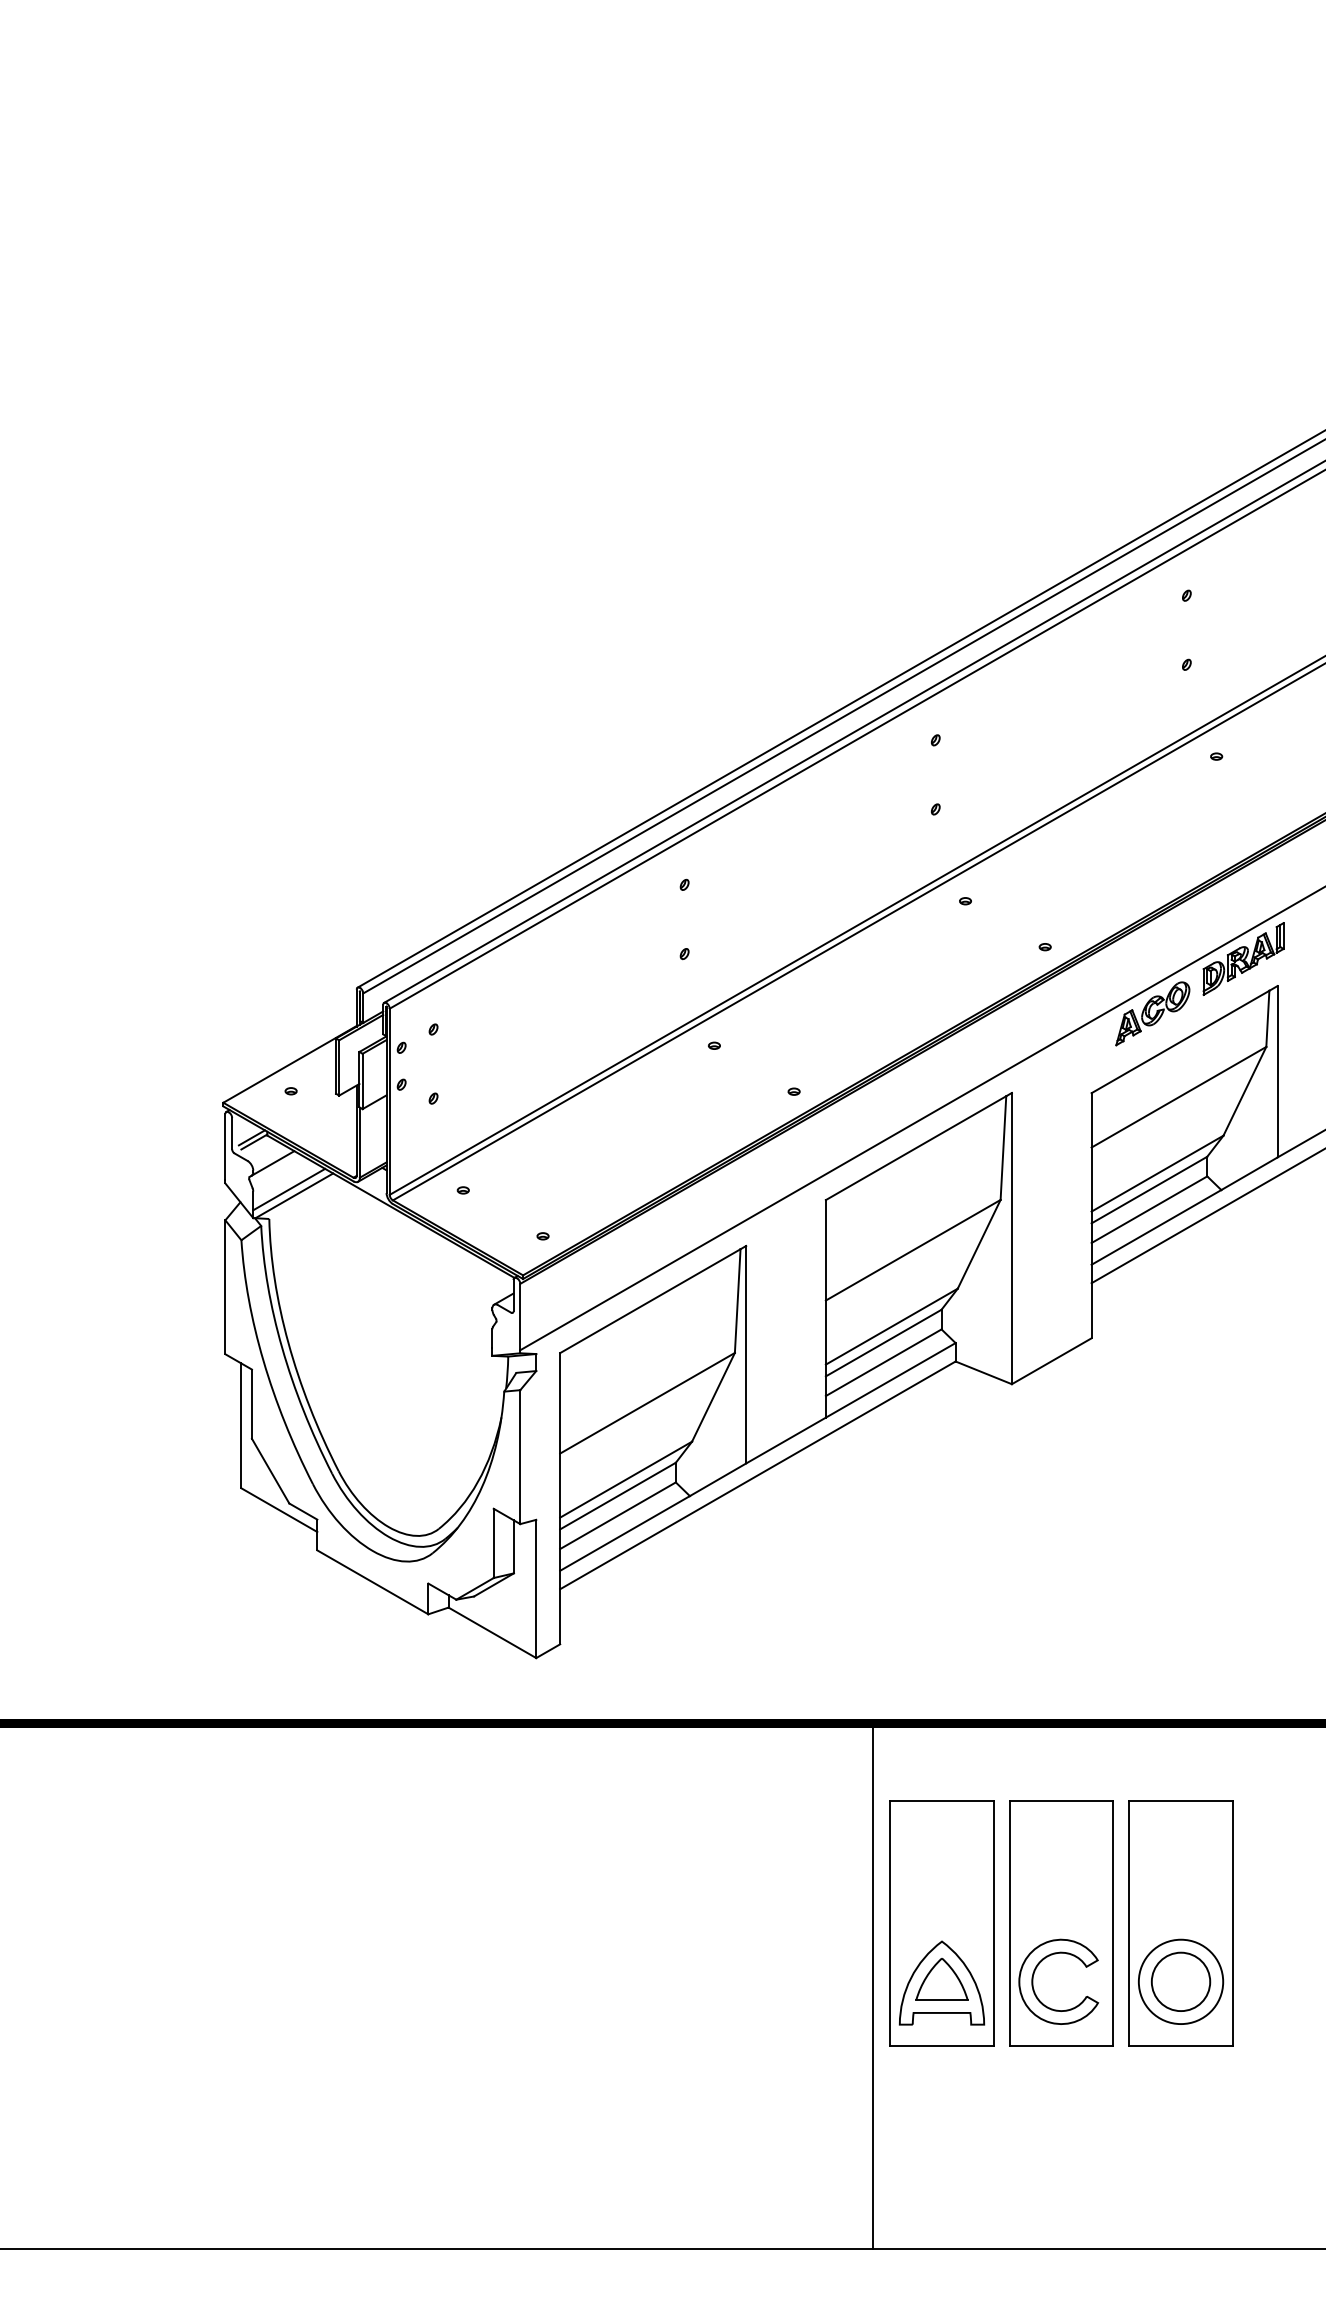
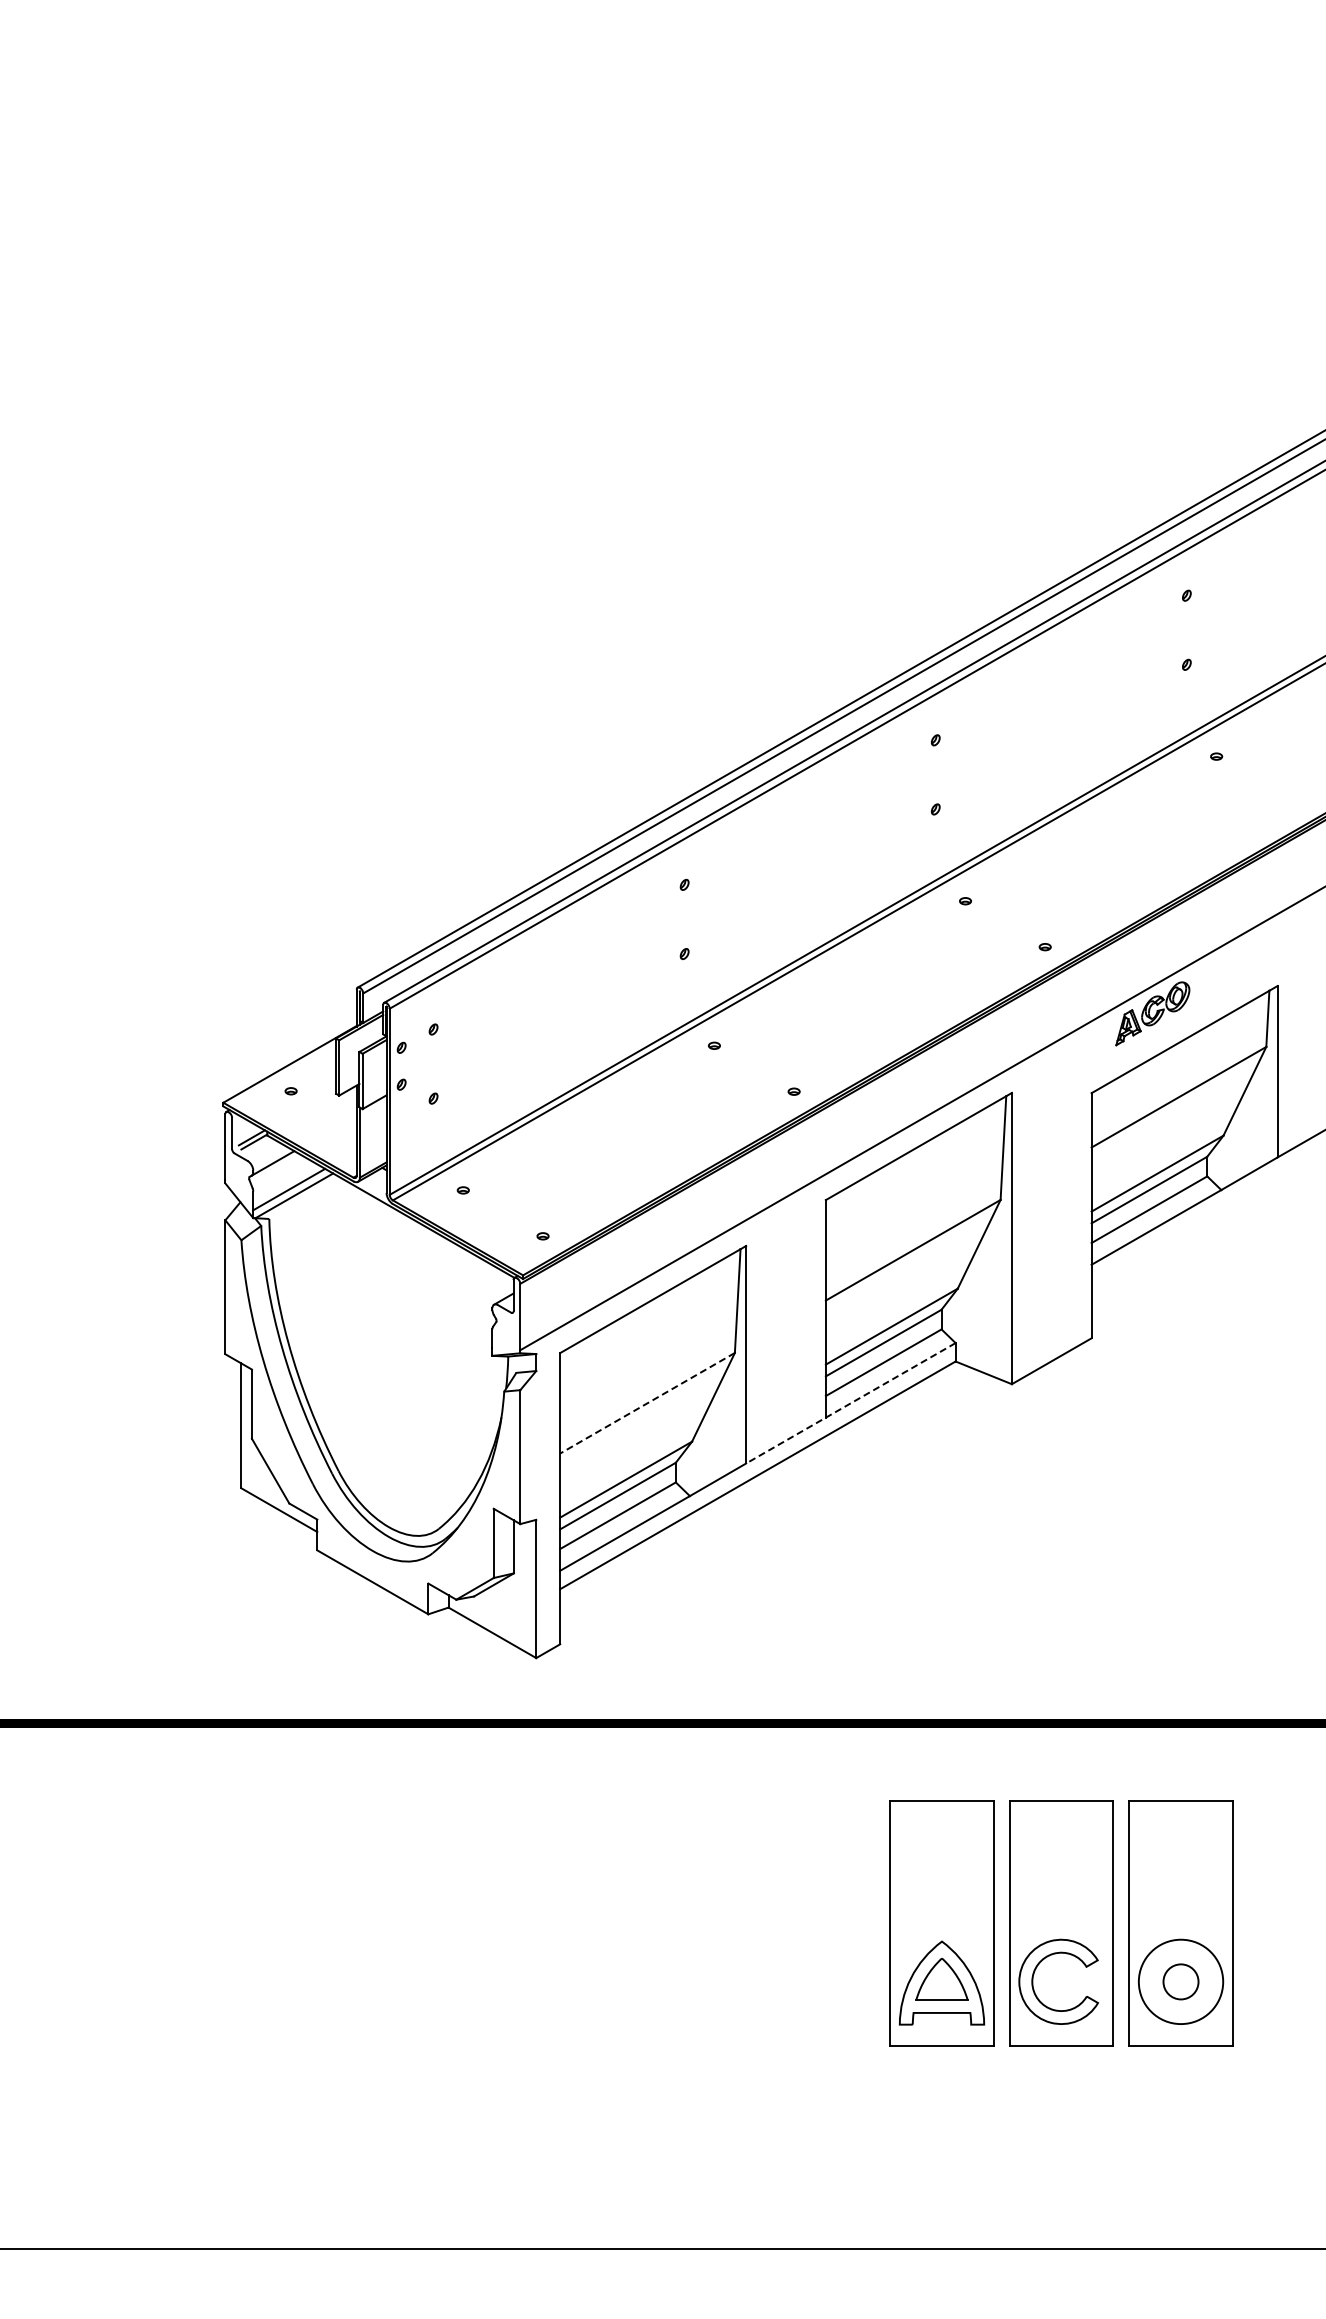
part: present -> none (1243, 958)
line: present -> none (1206, 1216)
line: solid -> dashed (647, 1403)
line: solid -> dashed (850, 1403)
circle diameter: 58 px -> 35 px (1180, 1981)
line: present -> none (872, 1986)
